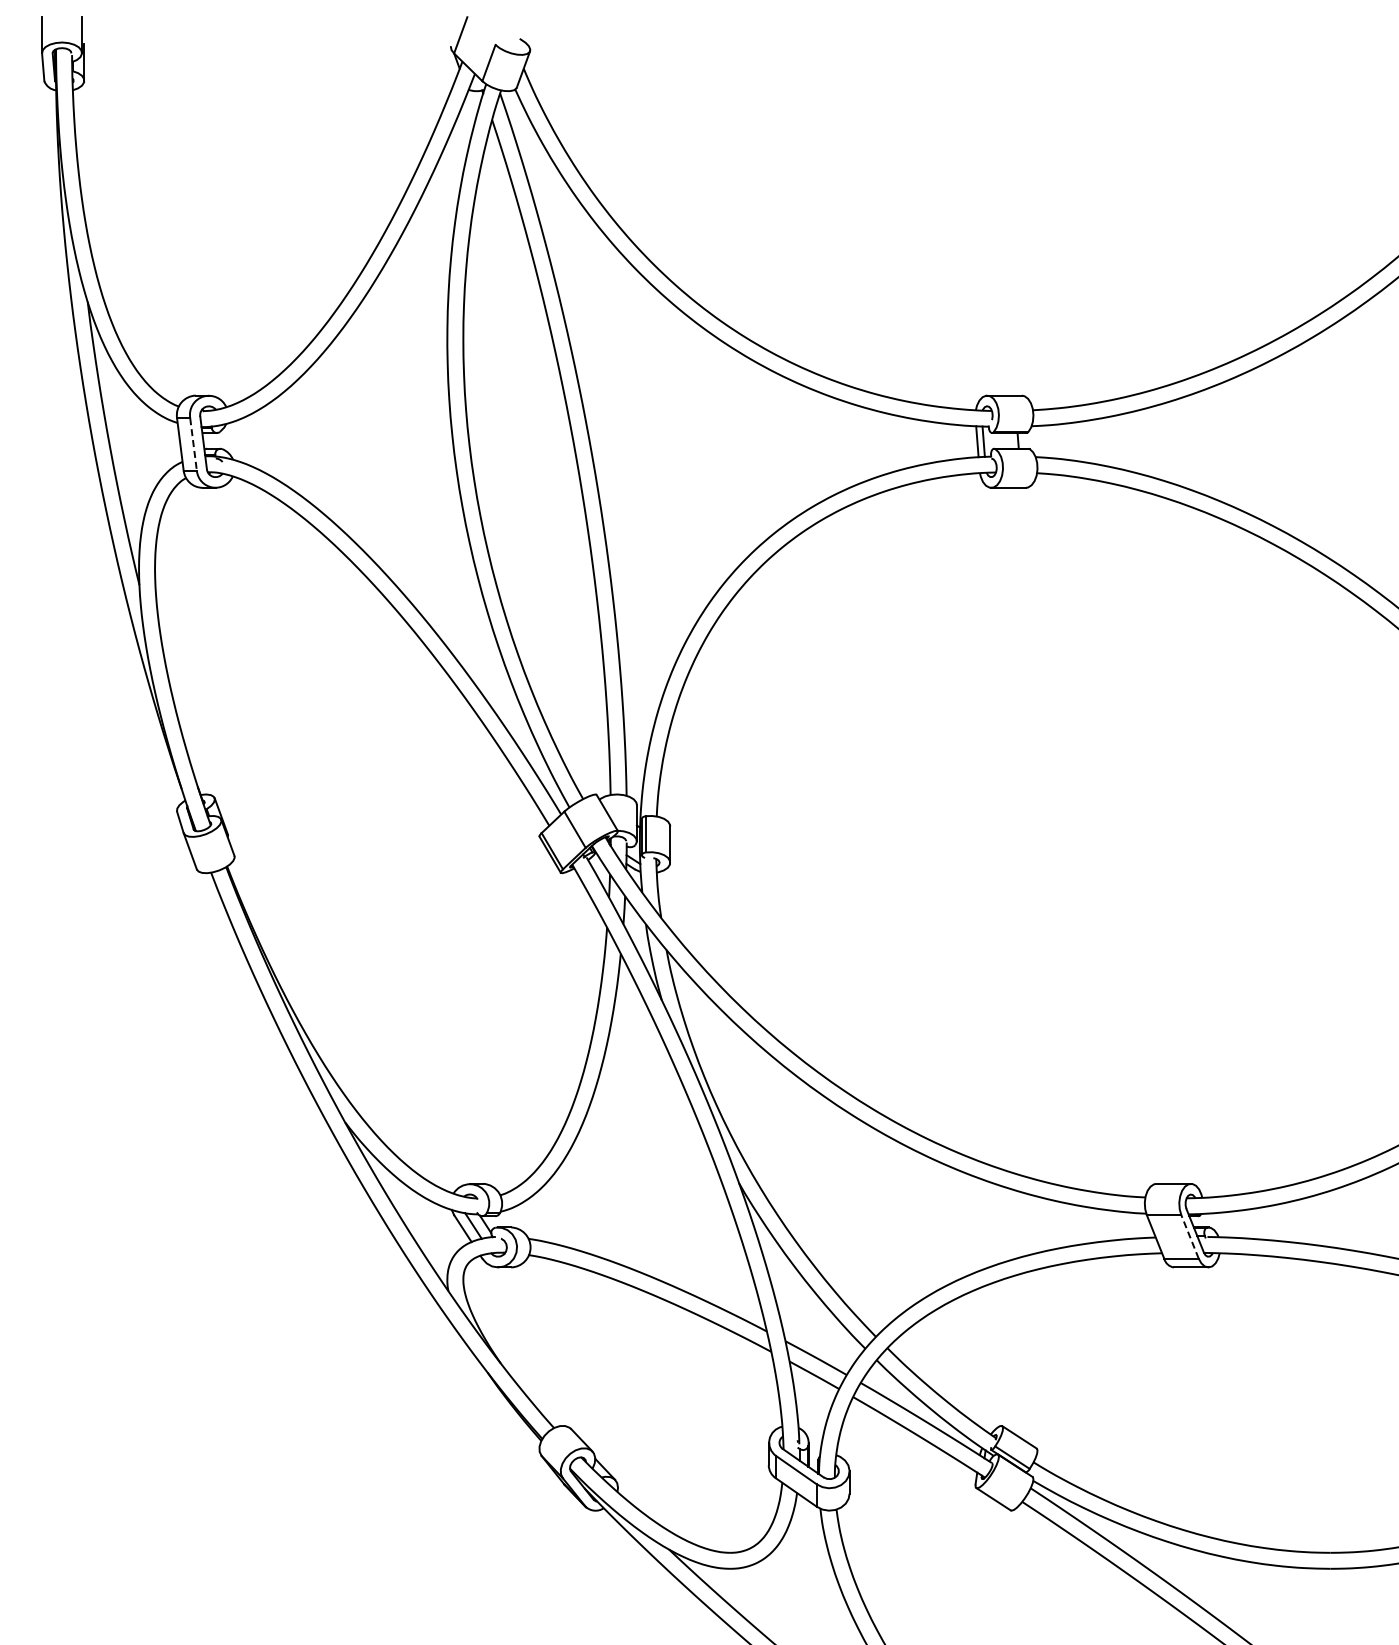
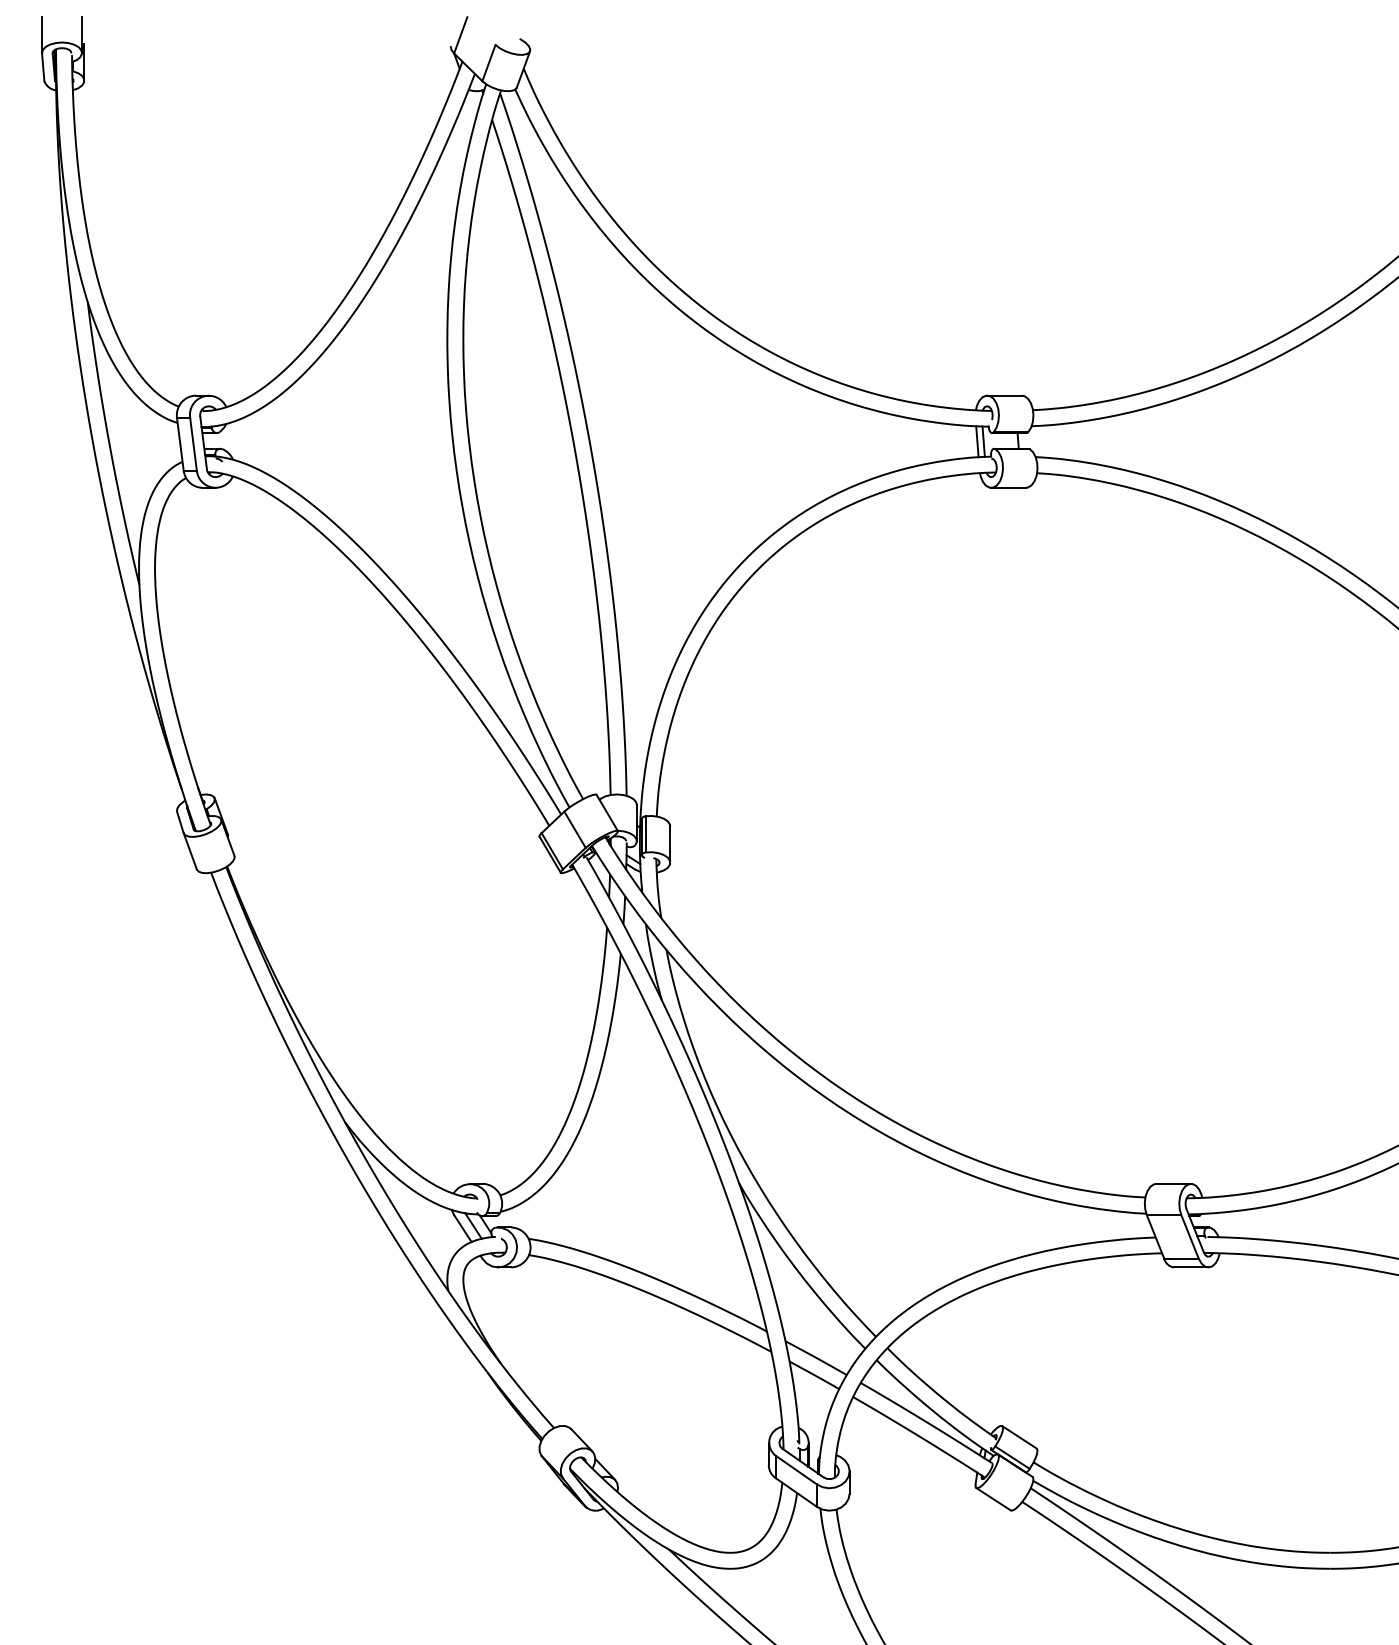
line: dashed -> solid (193, 444)
line: dashed -> solid (1189, 1236)
